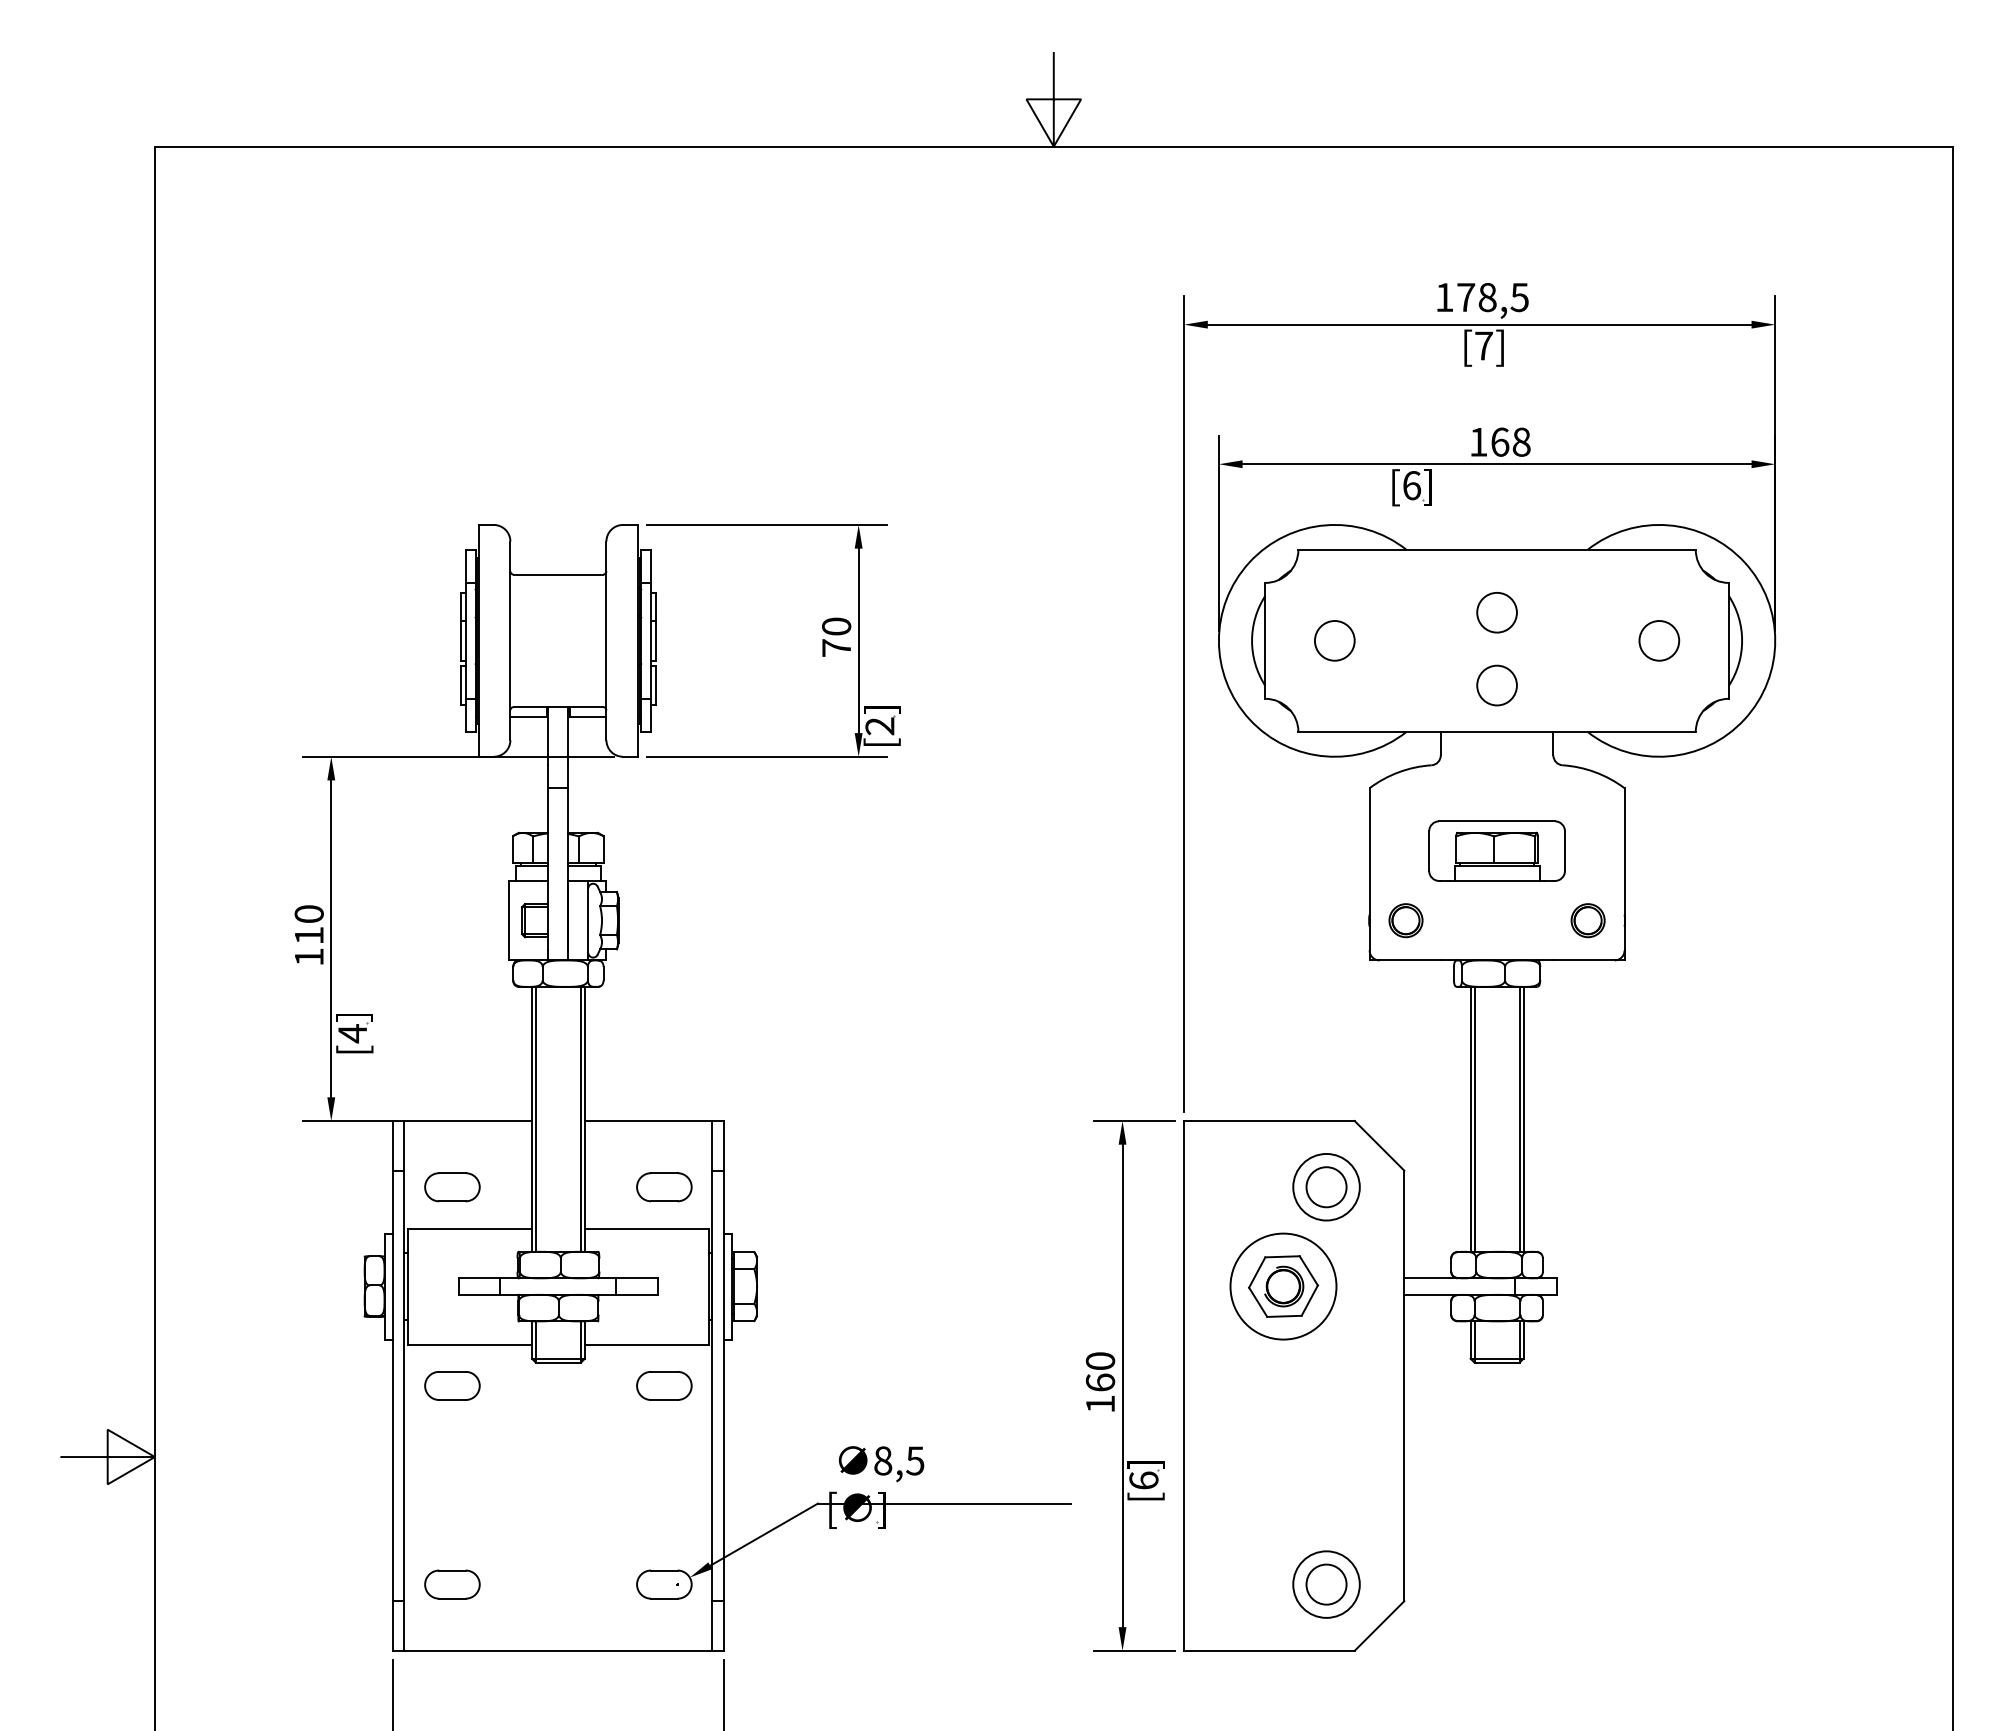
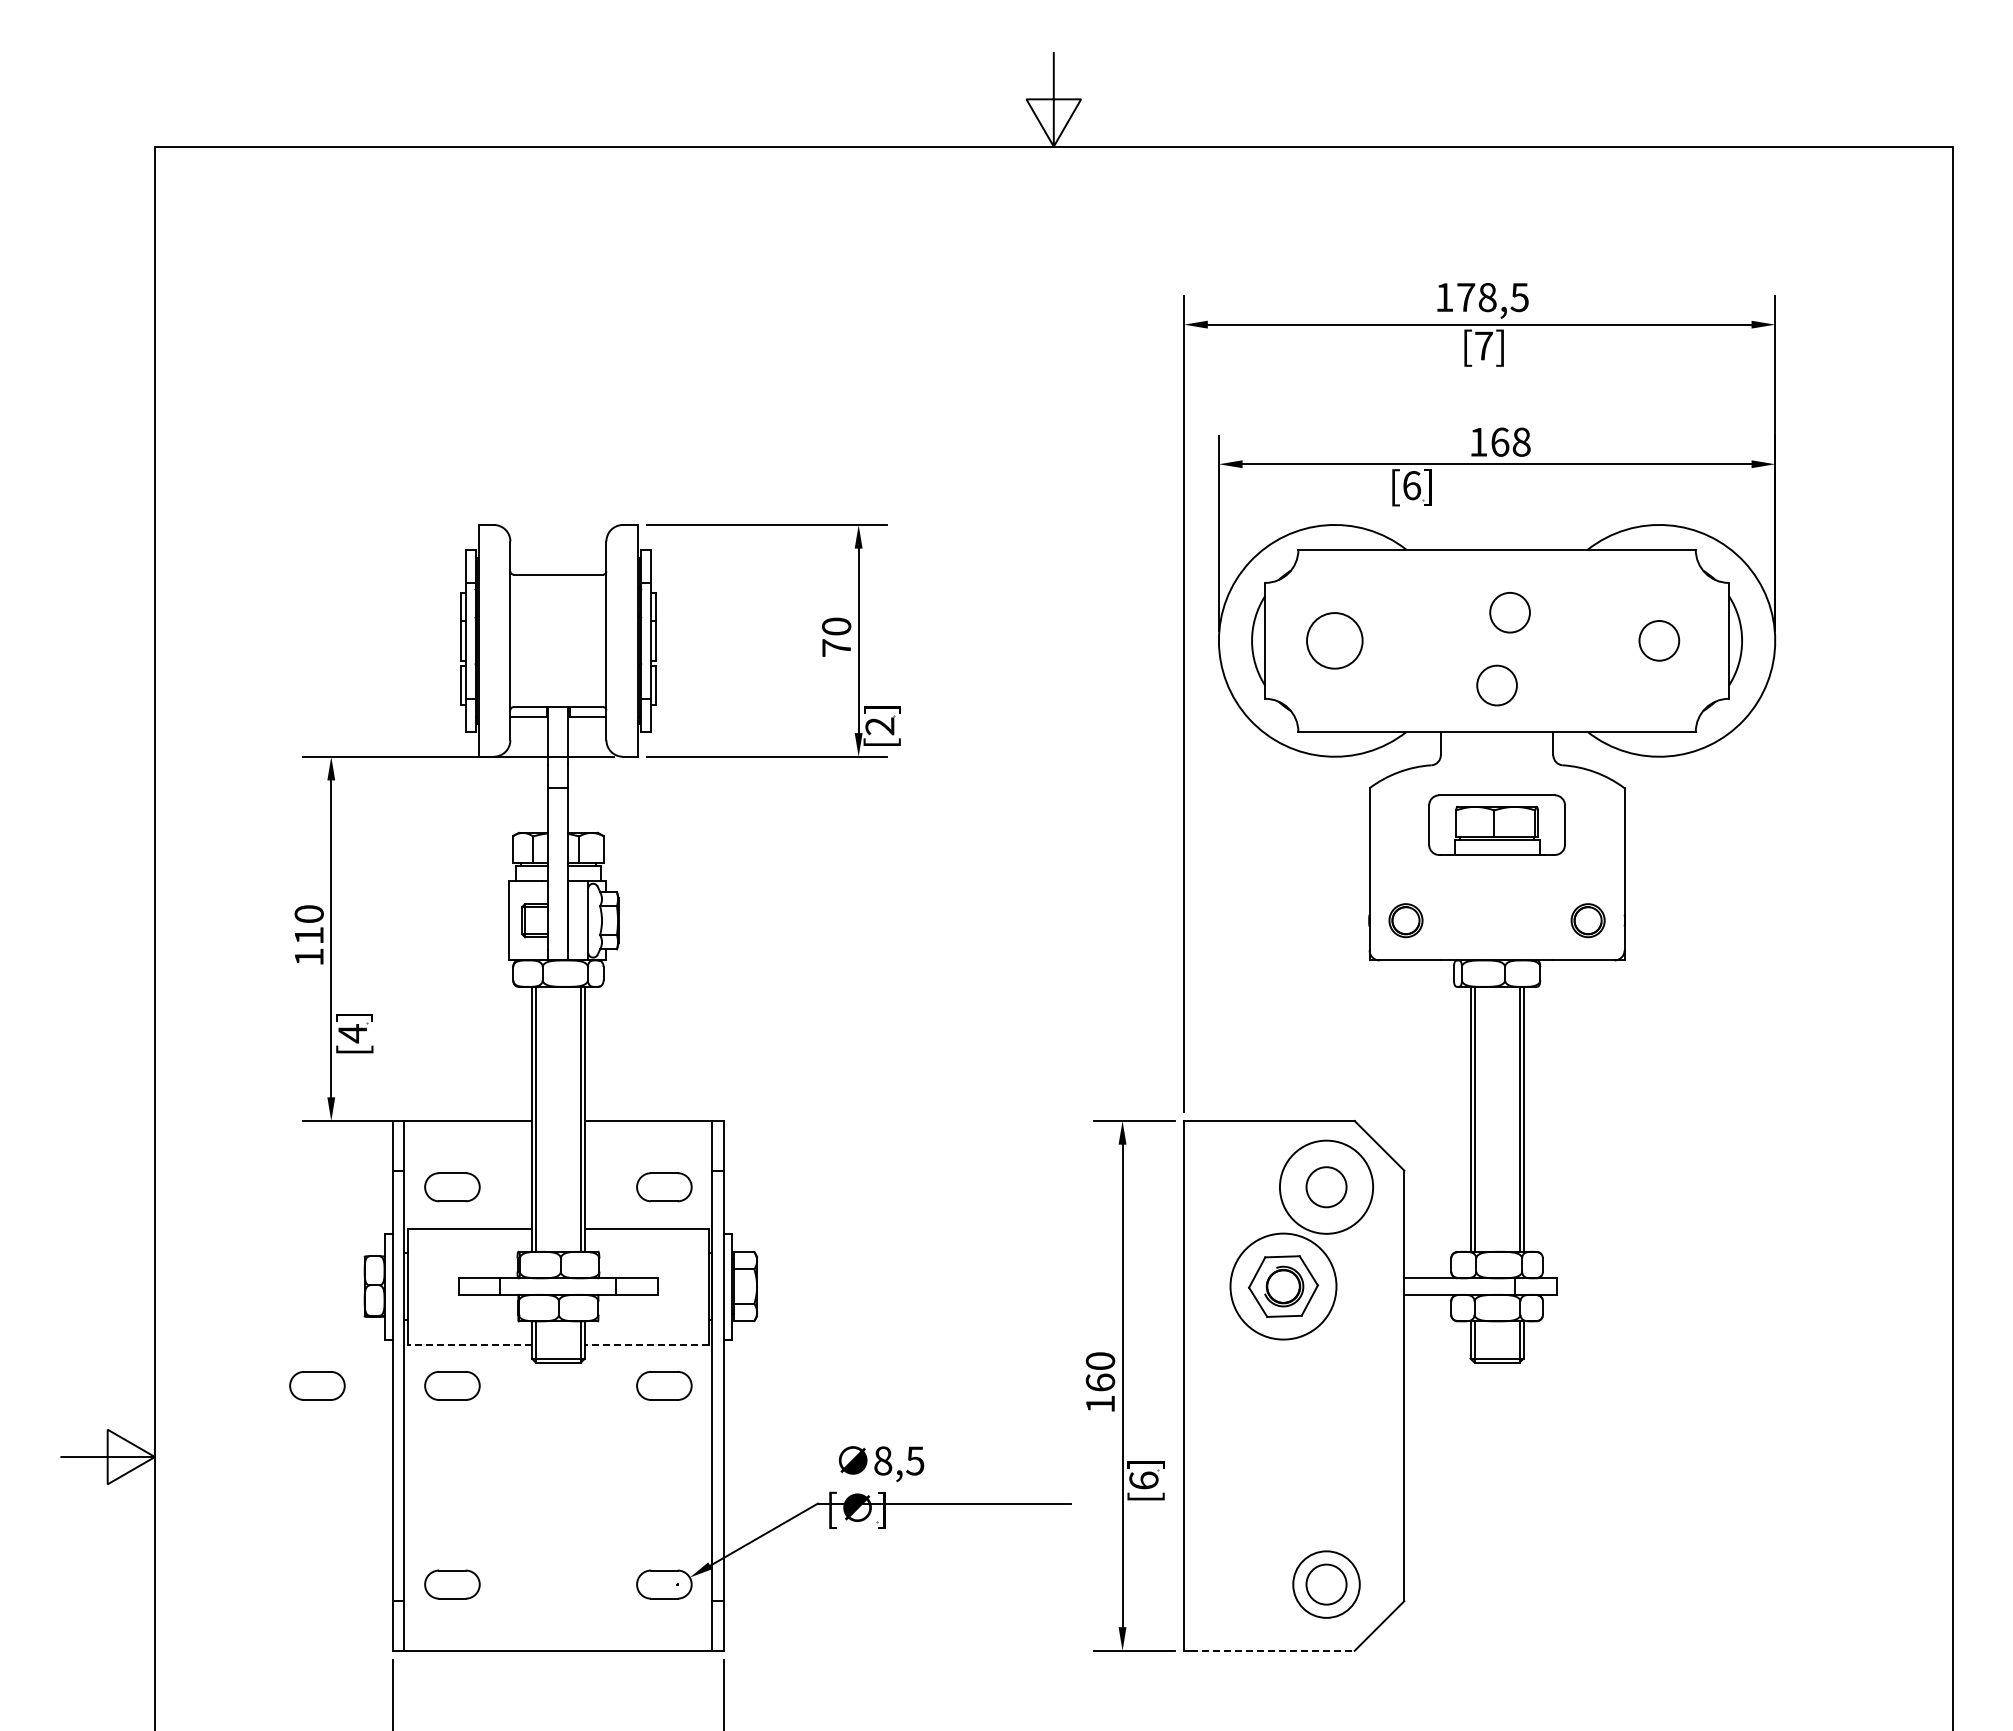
circle position: (1496, 612) -> (1509, 612) (1509, 612)
circle diameter: 40 px -> 56 px (1334, 640)
part position: (1496, 850) -> (1496, 824) (1496, 824)
circle diameter: 67 px -> 93 px (1326, 1186)
line: solid -> dashed (469, 1344)
line: solid -> dashed (646, 1344)
part: none -> present (317, 1385)
line: solid -> dashed (1272, 1650)
